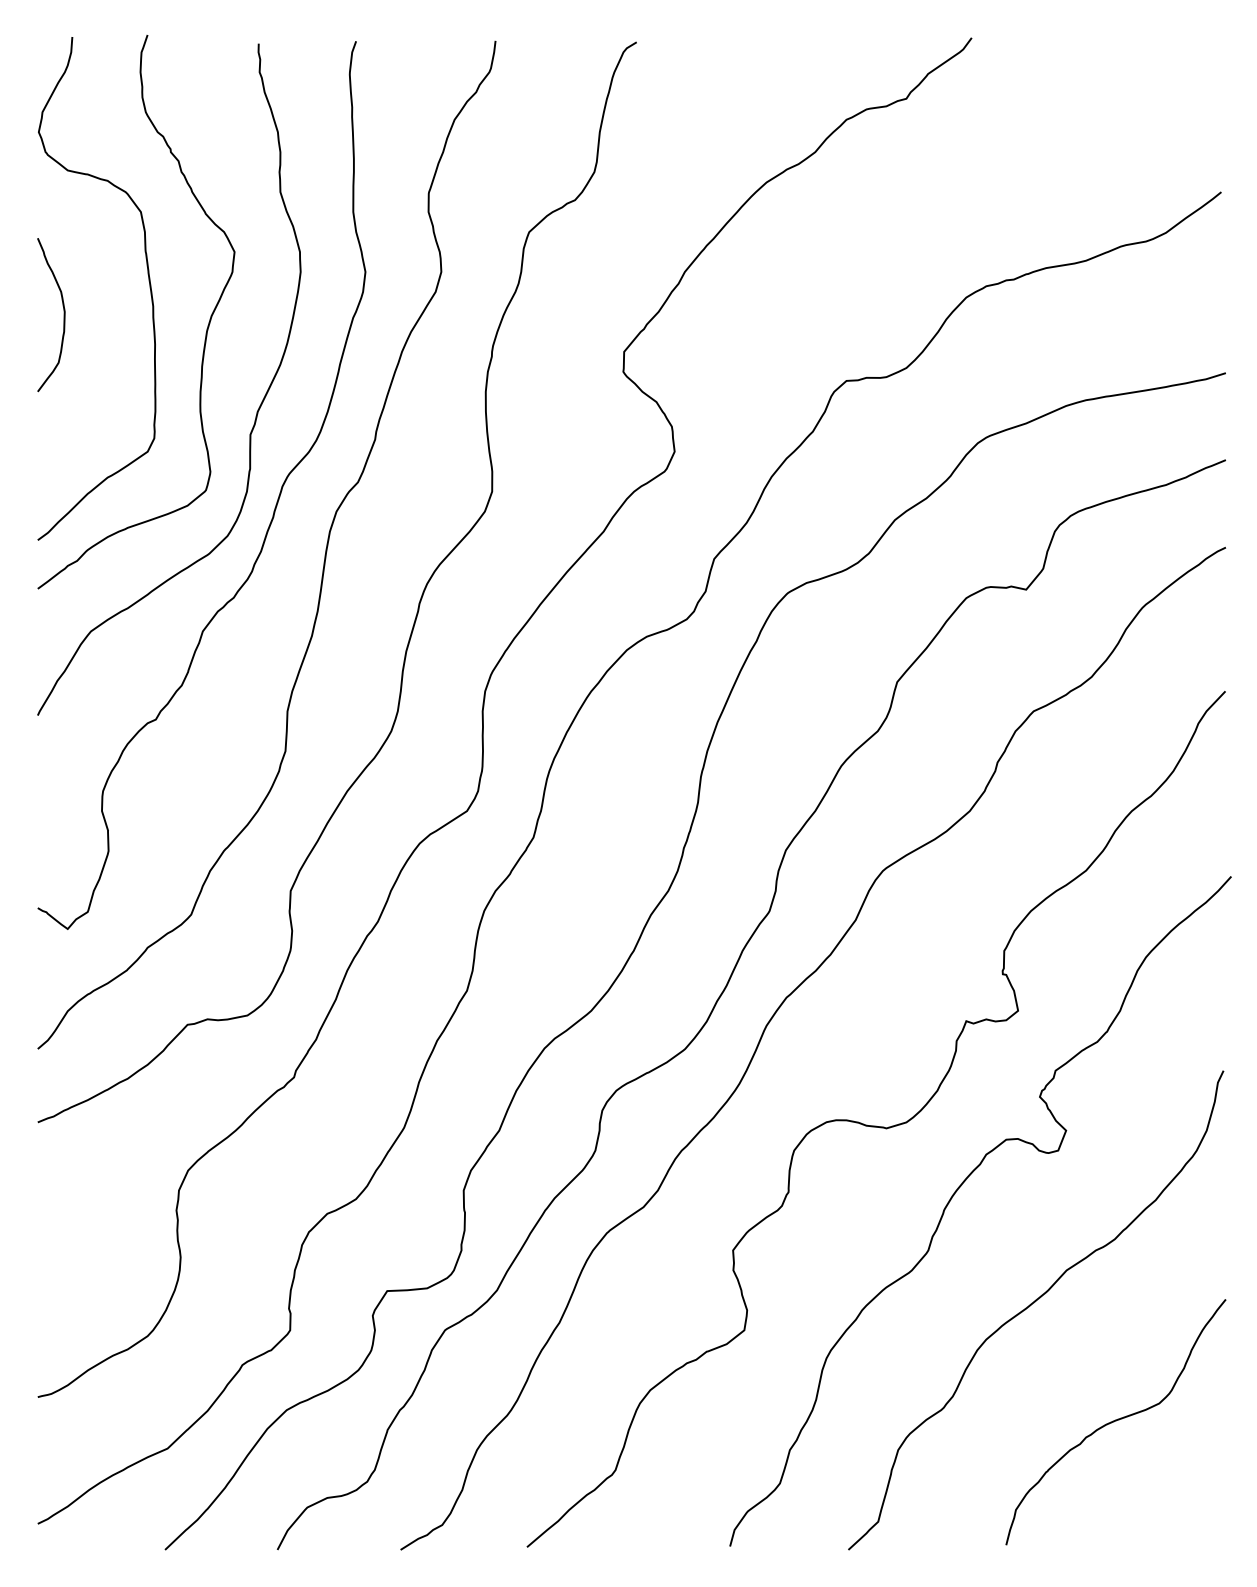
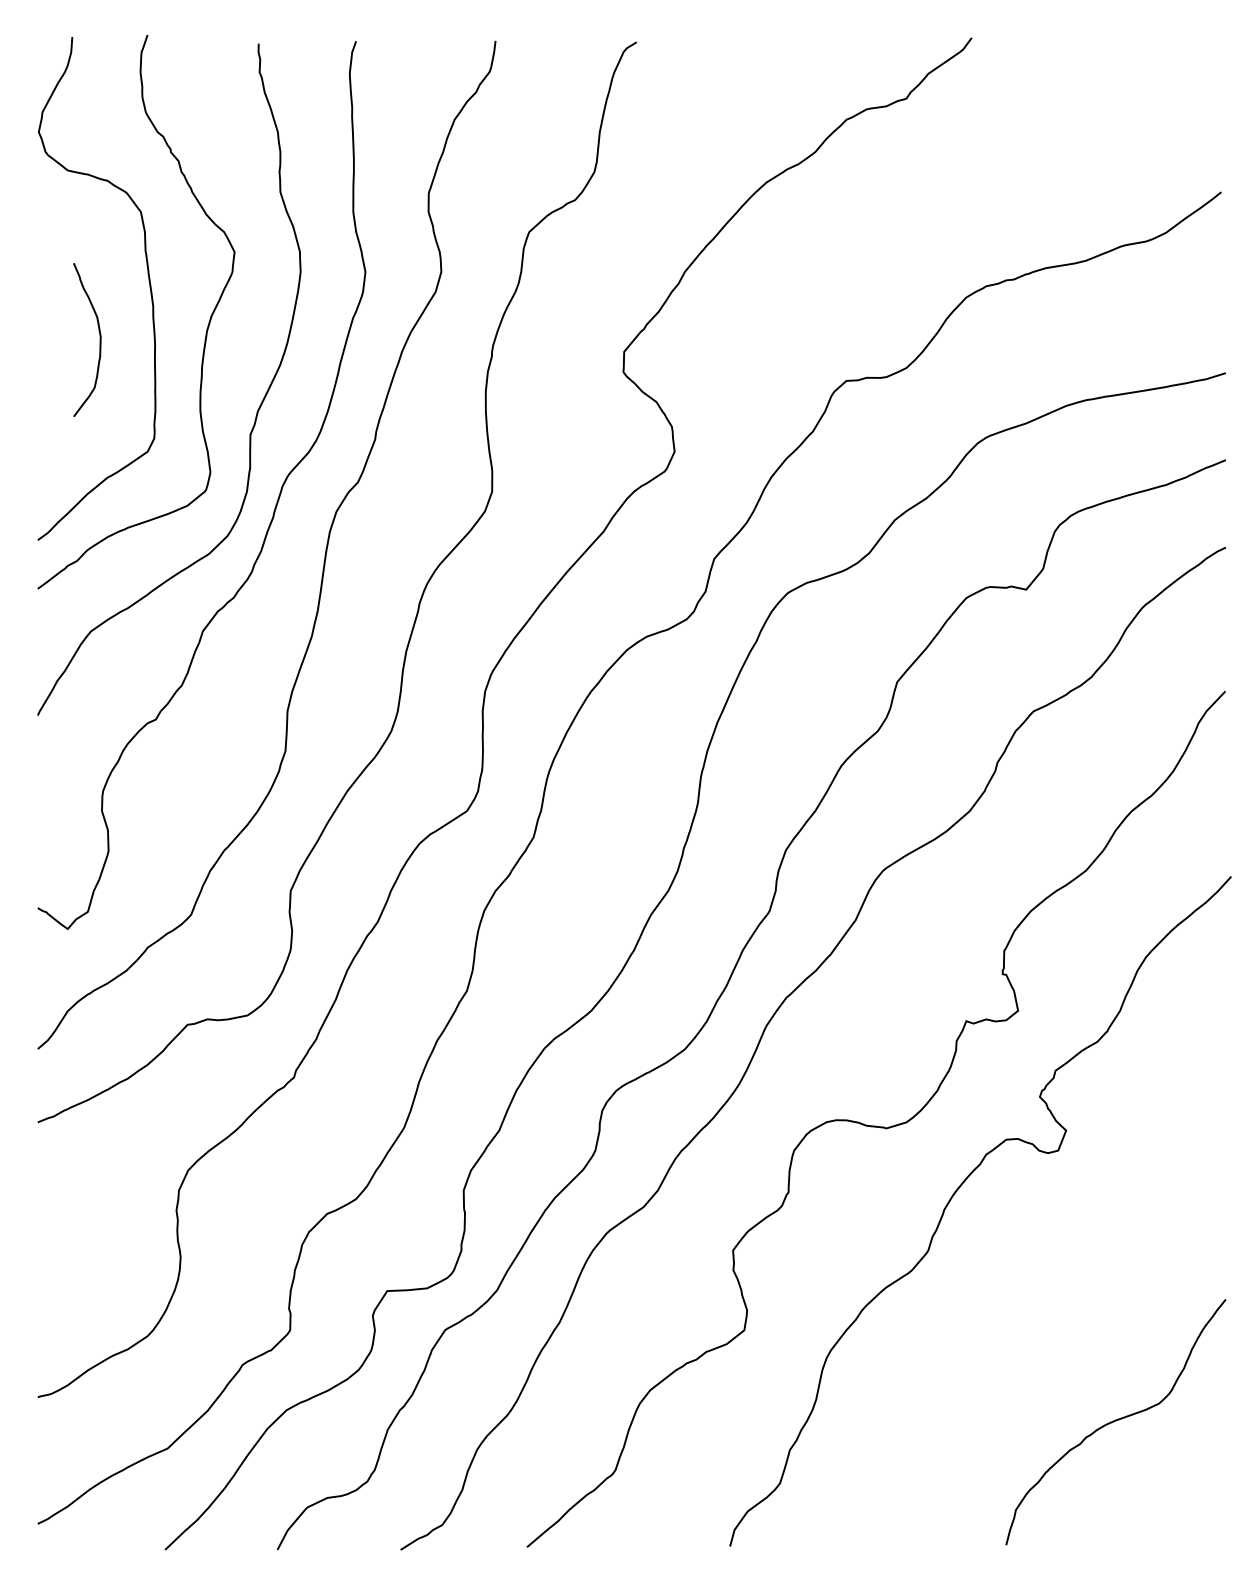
curve position: (63, 315) -> (99, 340) (99, 340)
curve: present -> none (1031, 1305)
